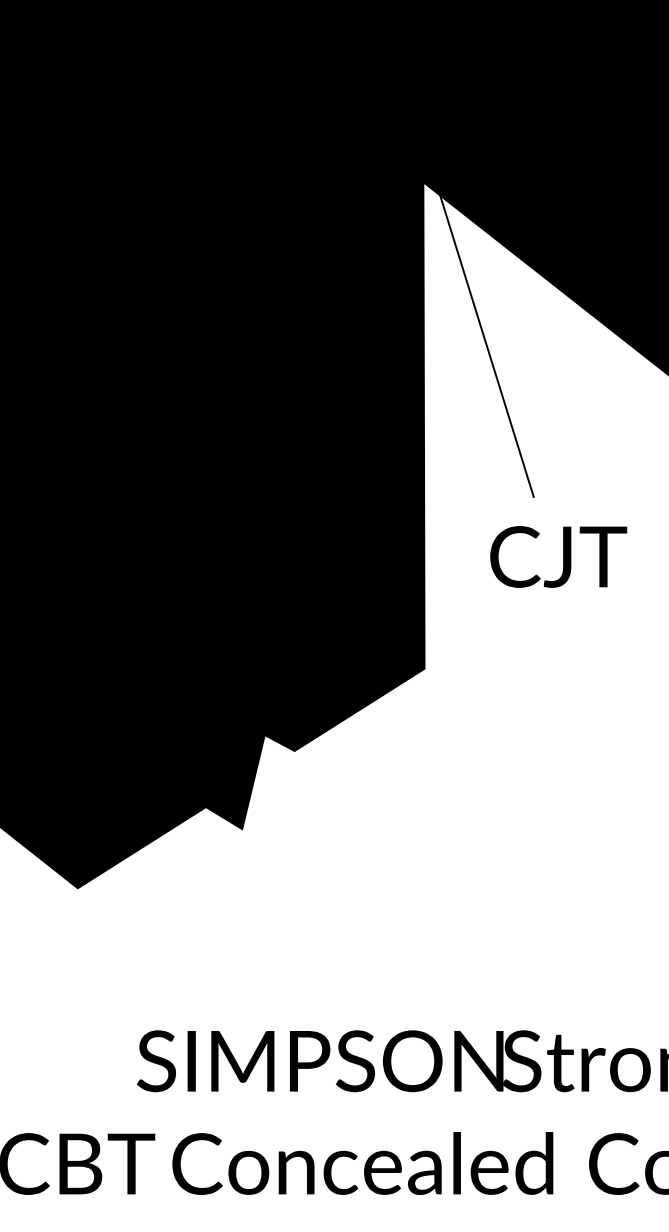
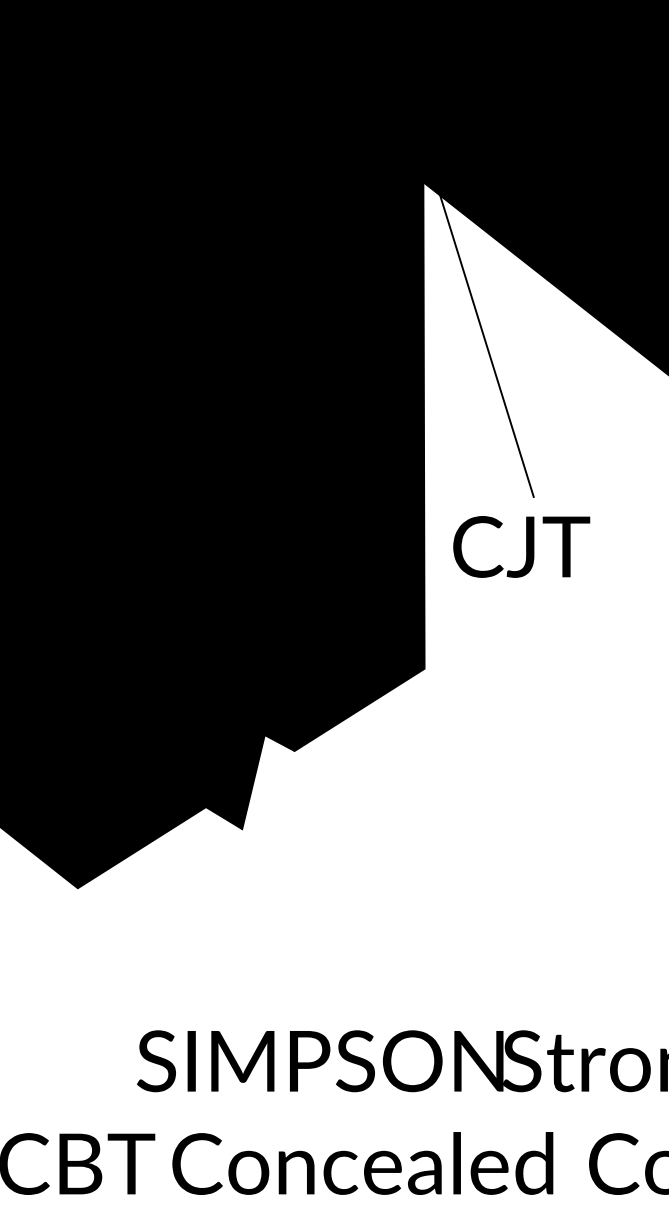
text position: (558, 556) -> (521, 546) (521, 546)
